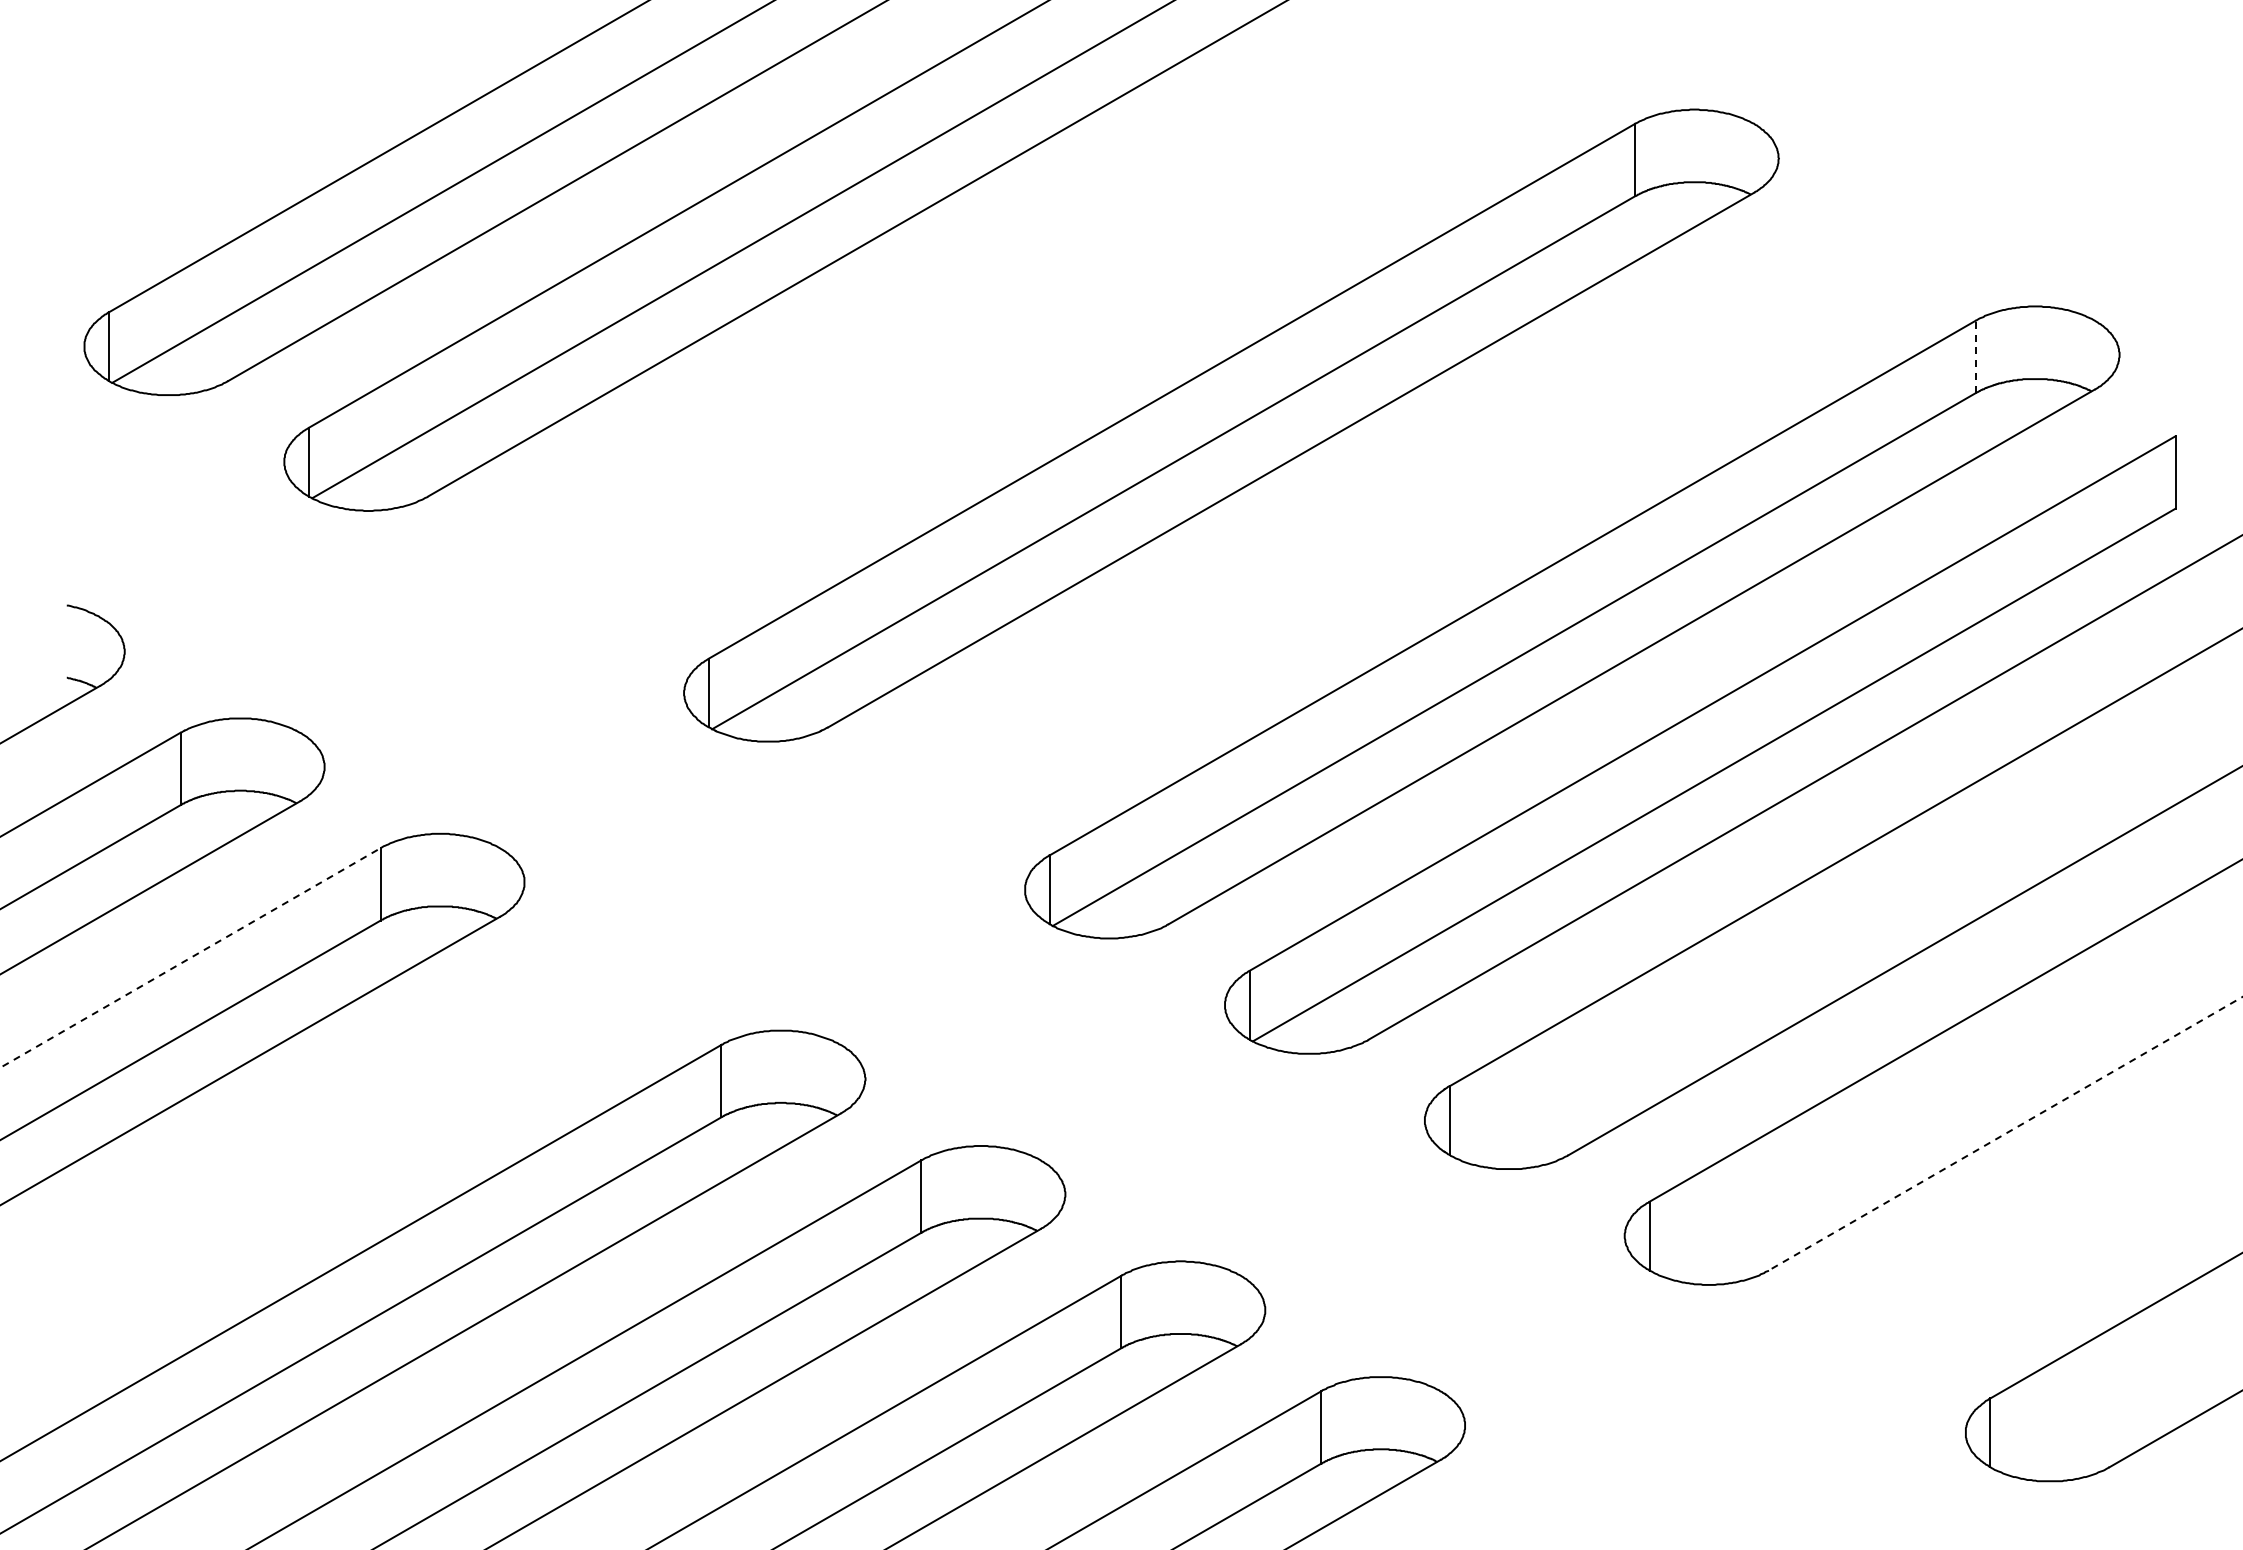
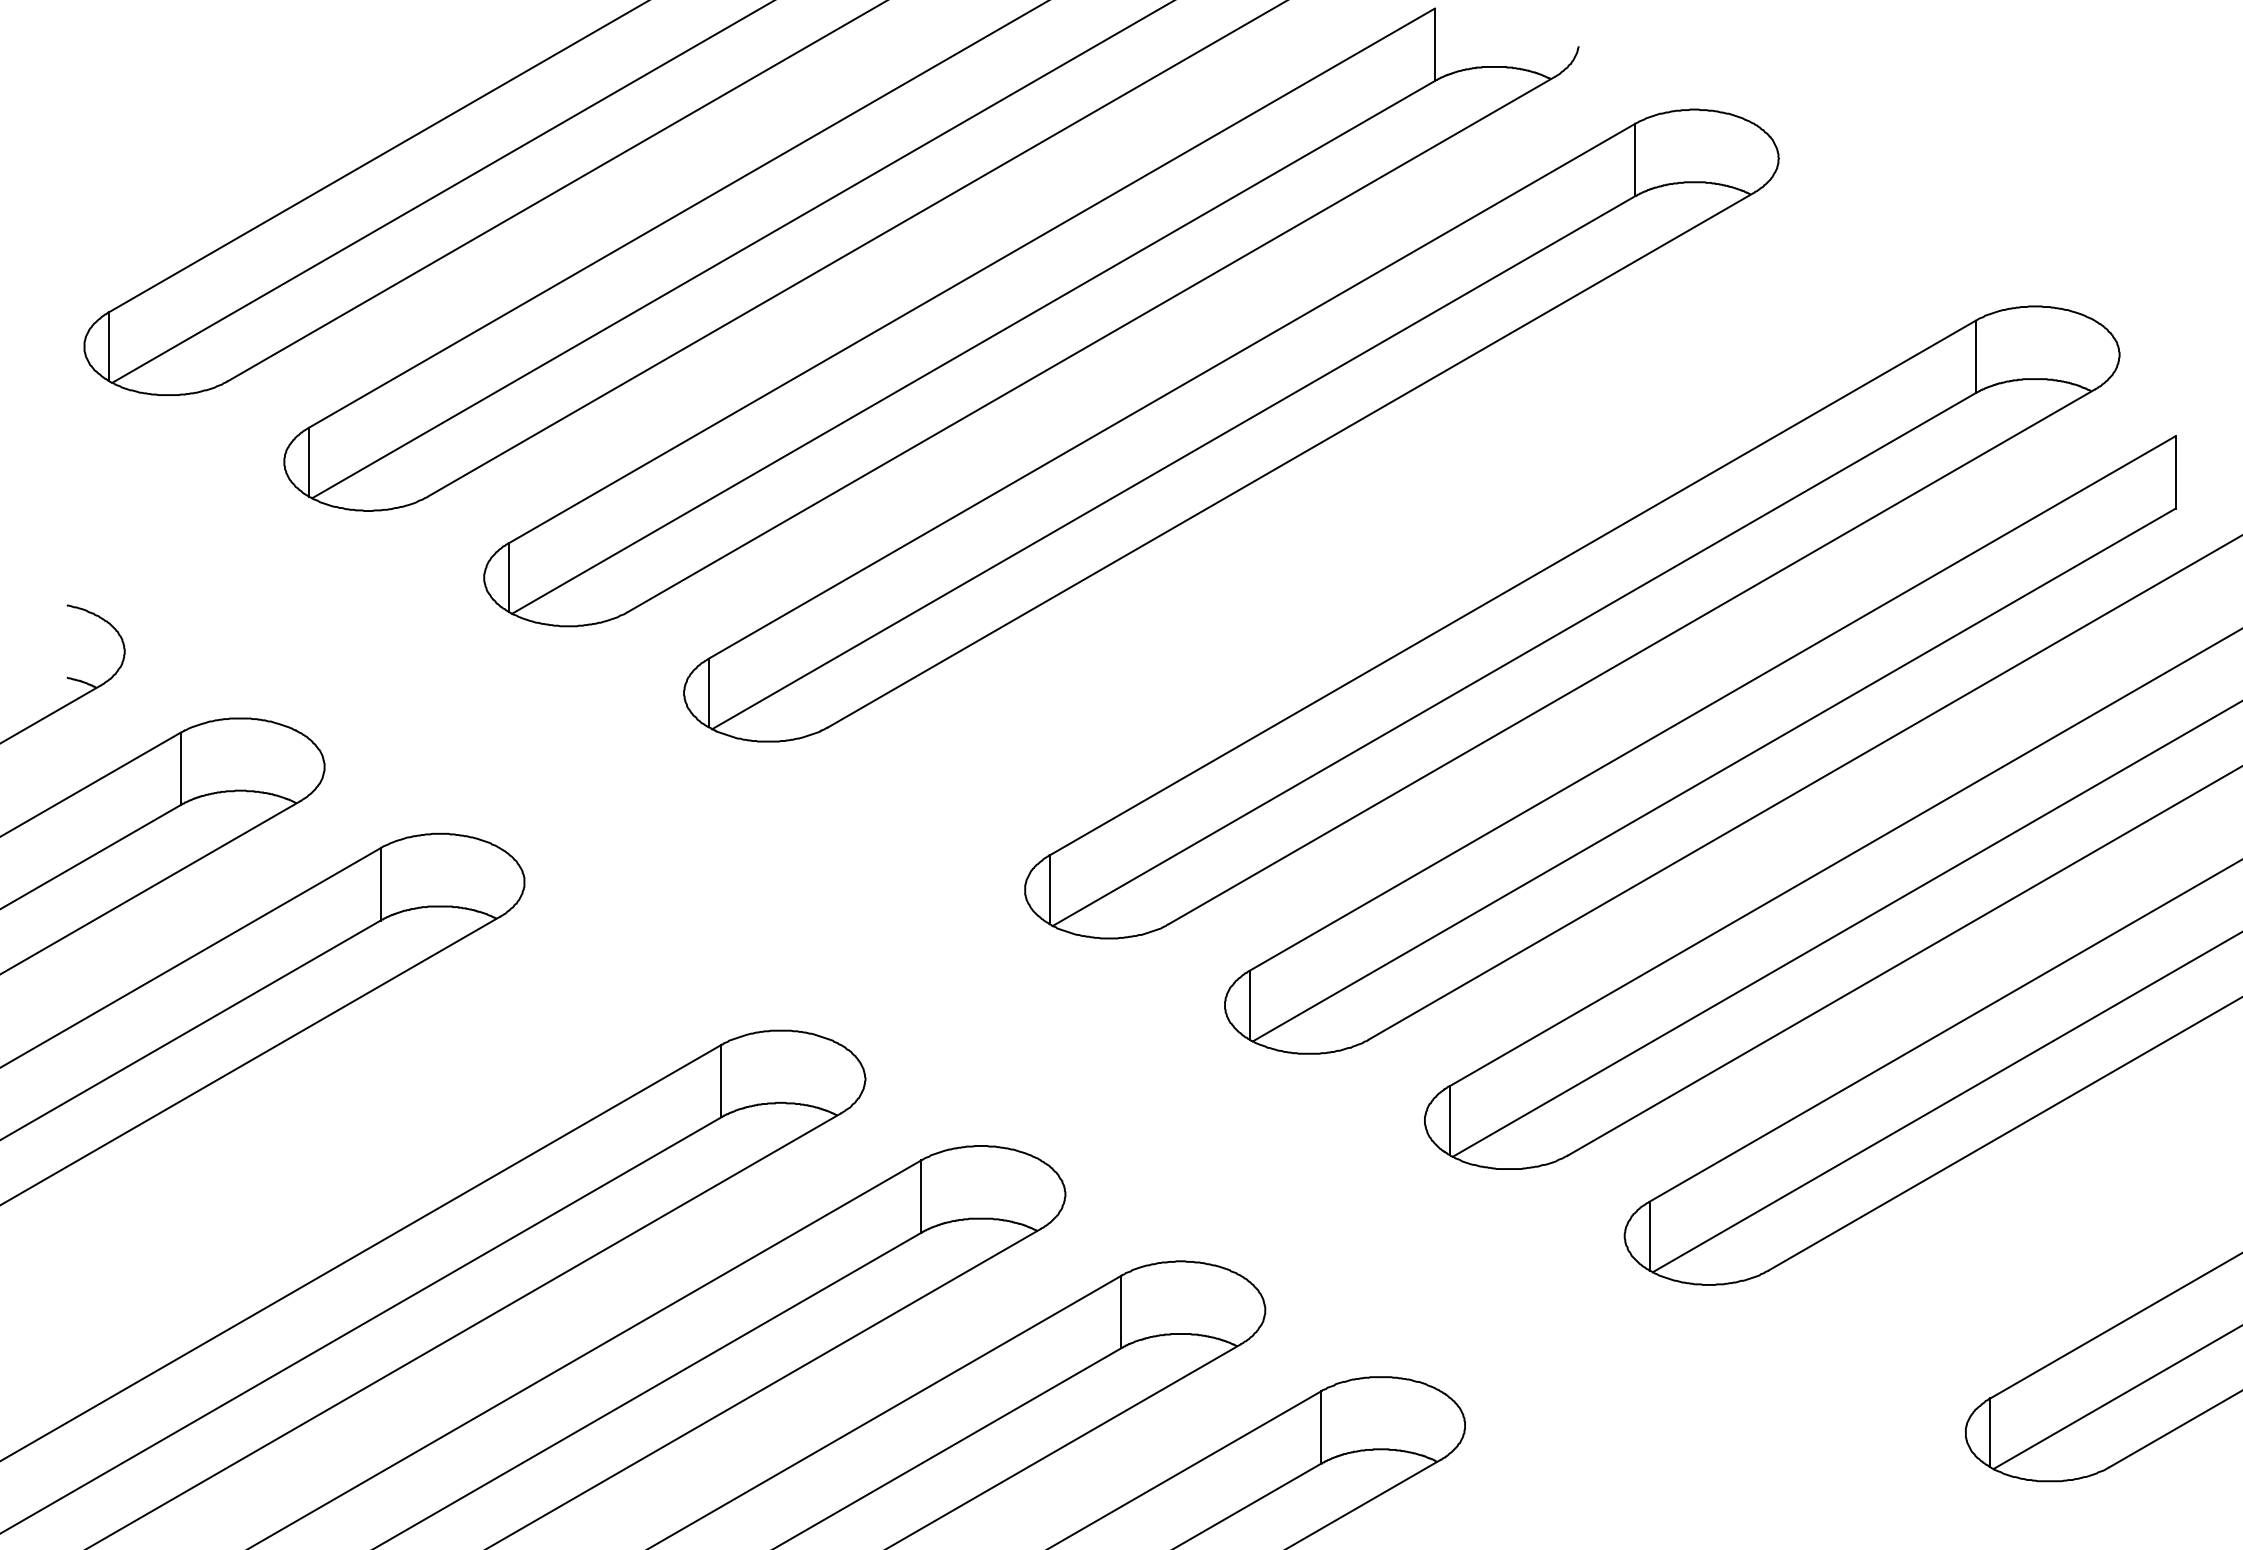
part: none -> present (1031, 317)
line: dashed -> solid (1975, 356)
line: none -> present (1845, 929)
line: dashed -> solid (191, 957)
line: none -> present (1945, 1102)
line: dashed -> solid (2005, 1133)
line: none -> present (2116, 1397)
